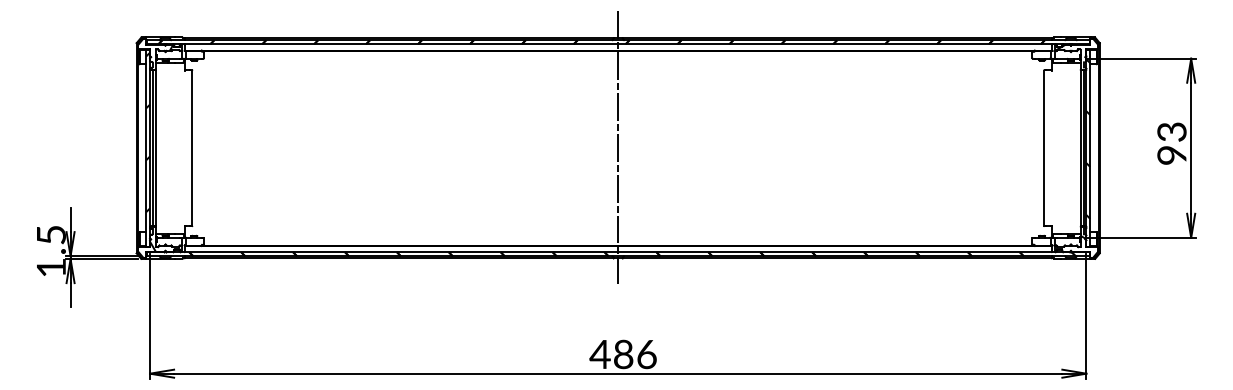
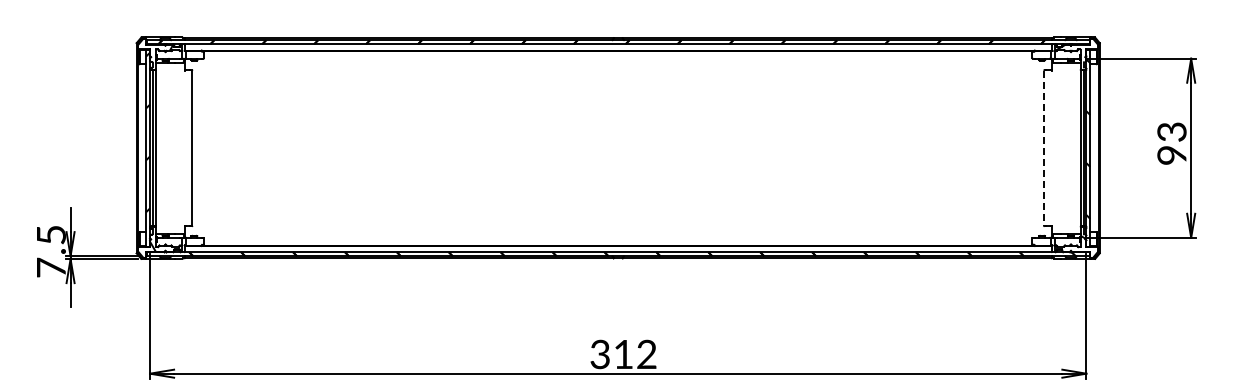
line: present -> none (618, 148)
line: solid -> dashed (1044, 148)
text: 1.5 -> 7.5 (51, 267)
text: 486 -> 312 (622, 354)
